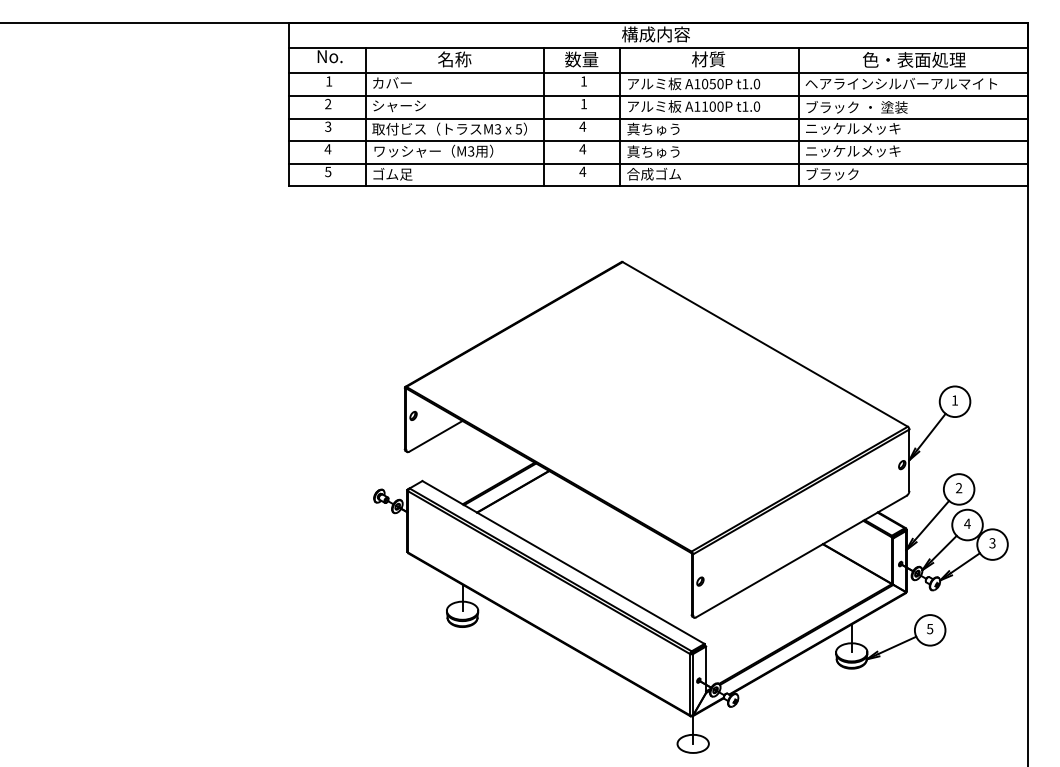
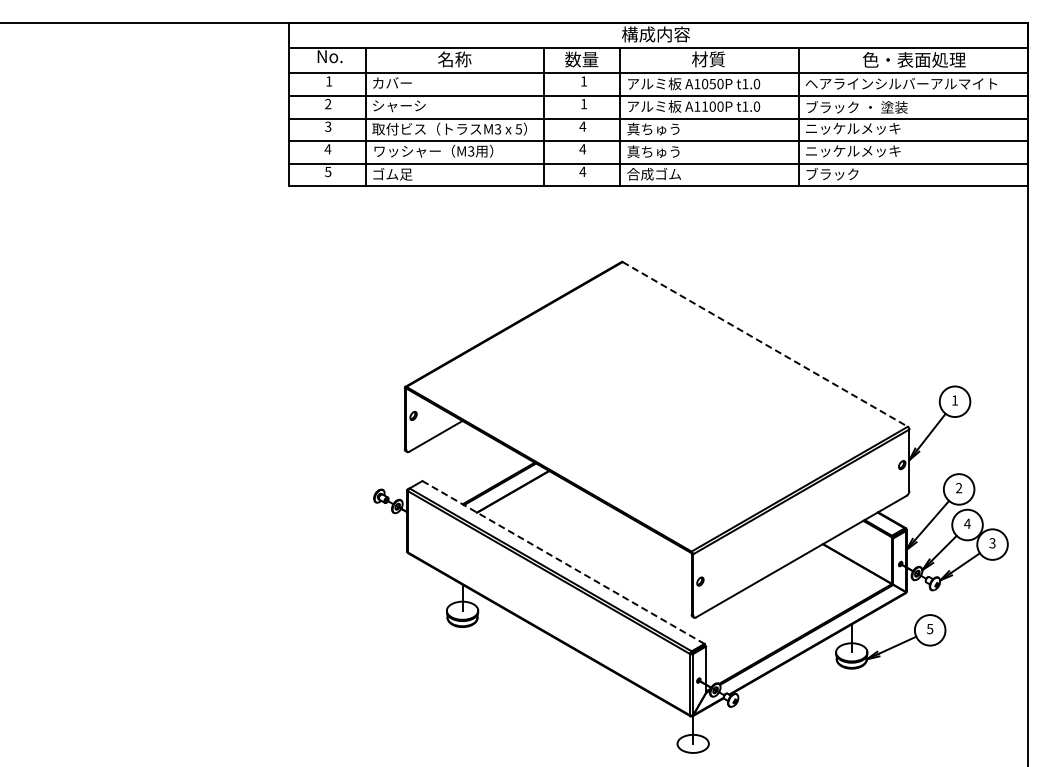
line: solid -> dashed (765, 344)
line: solid -> dashed (563, 562)
